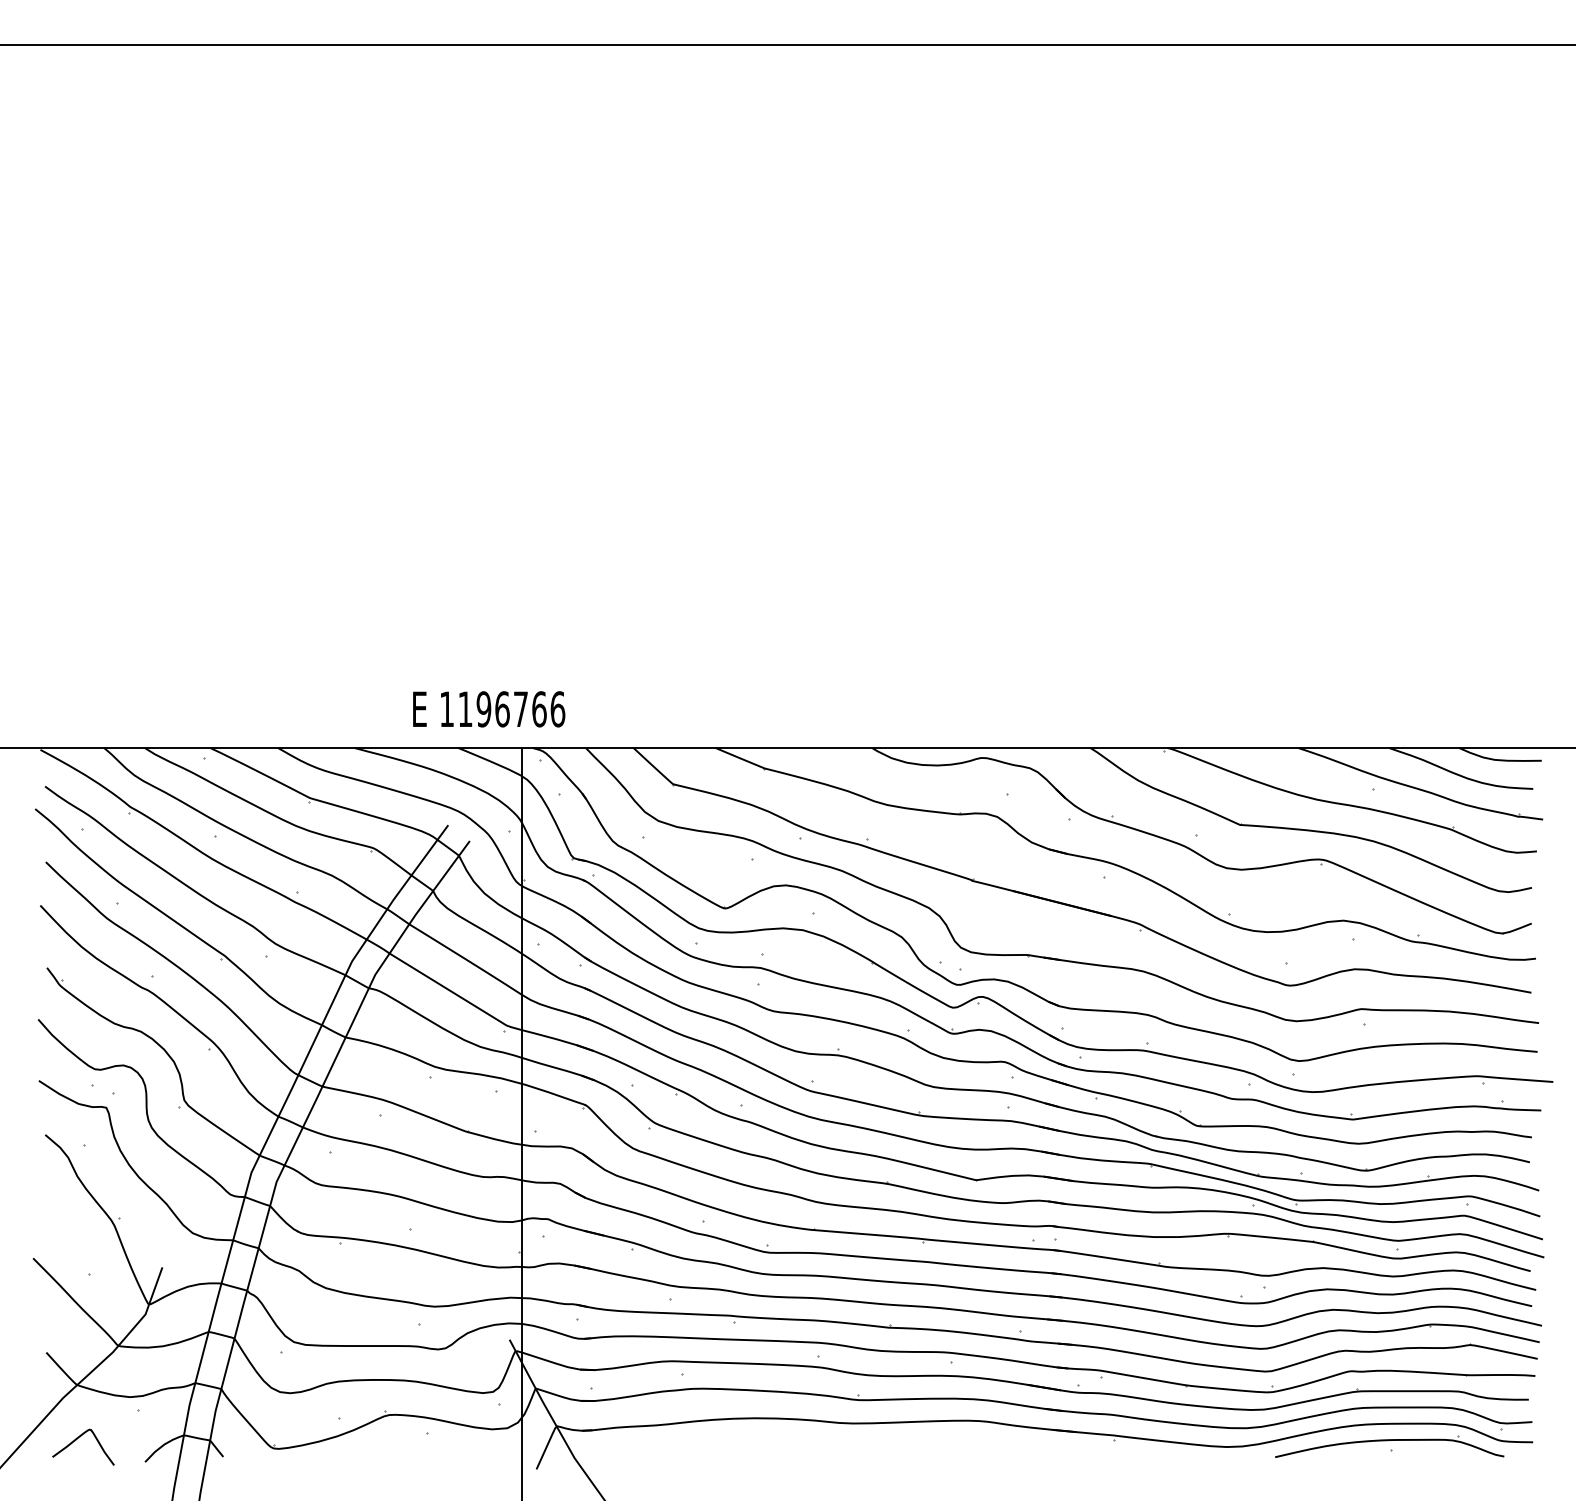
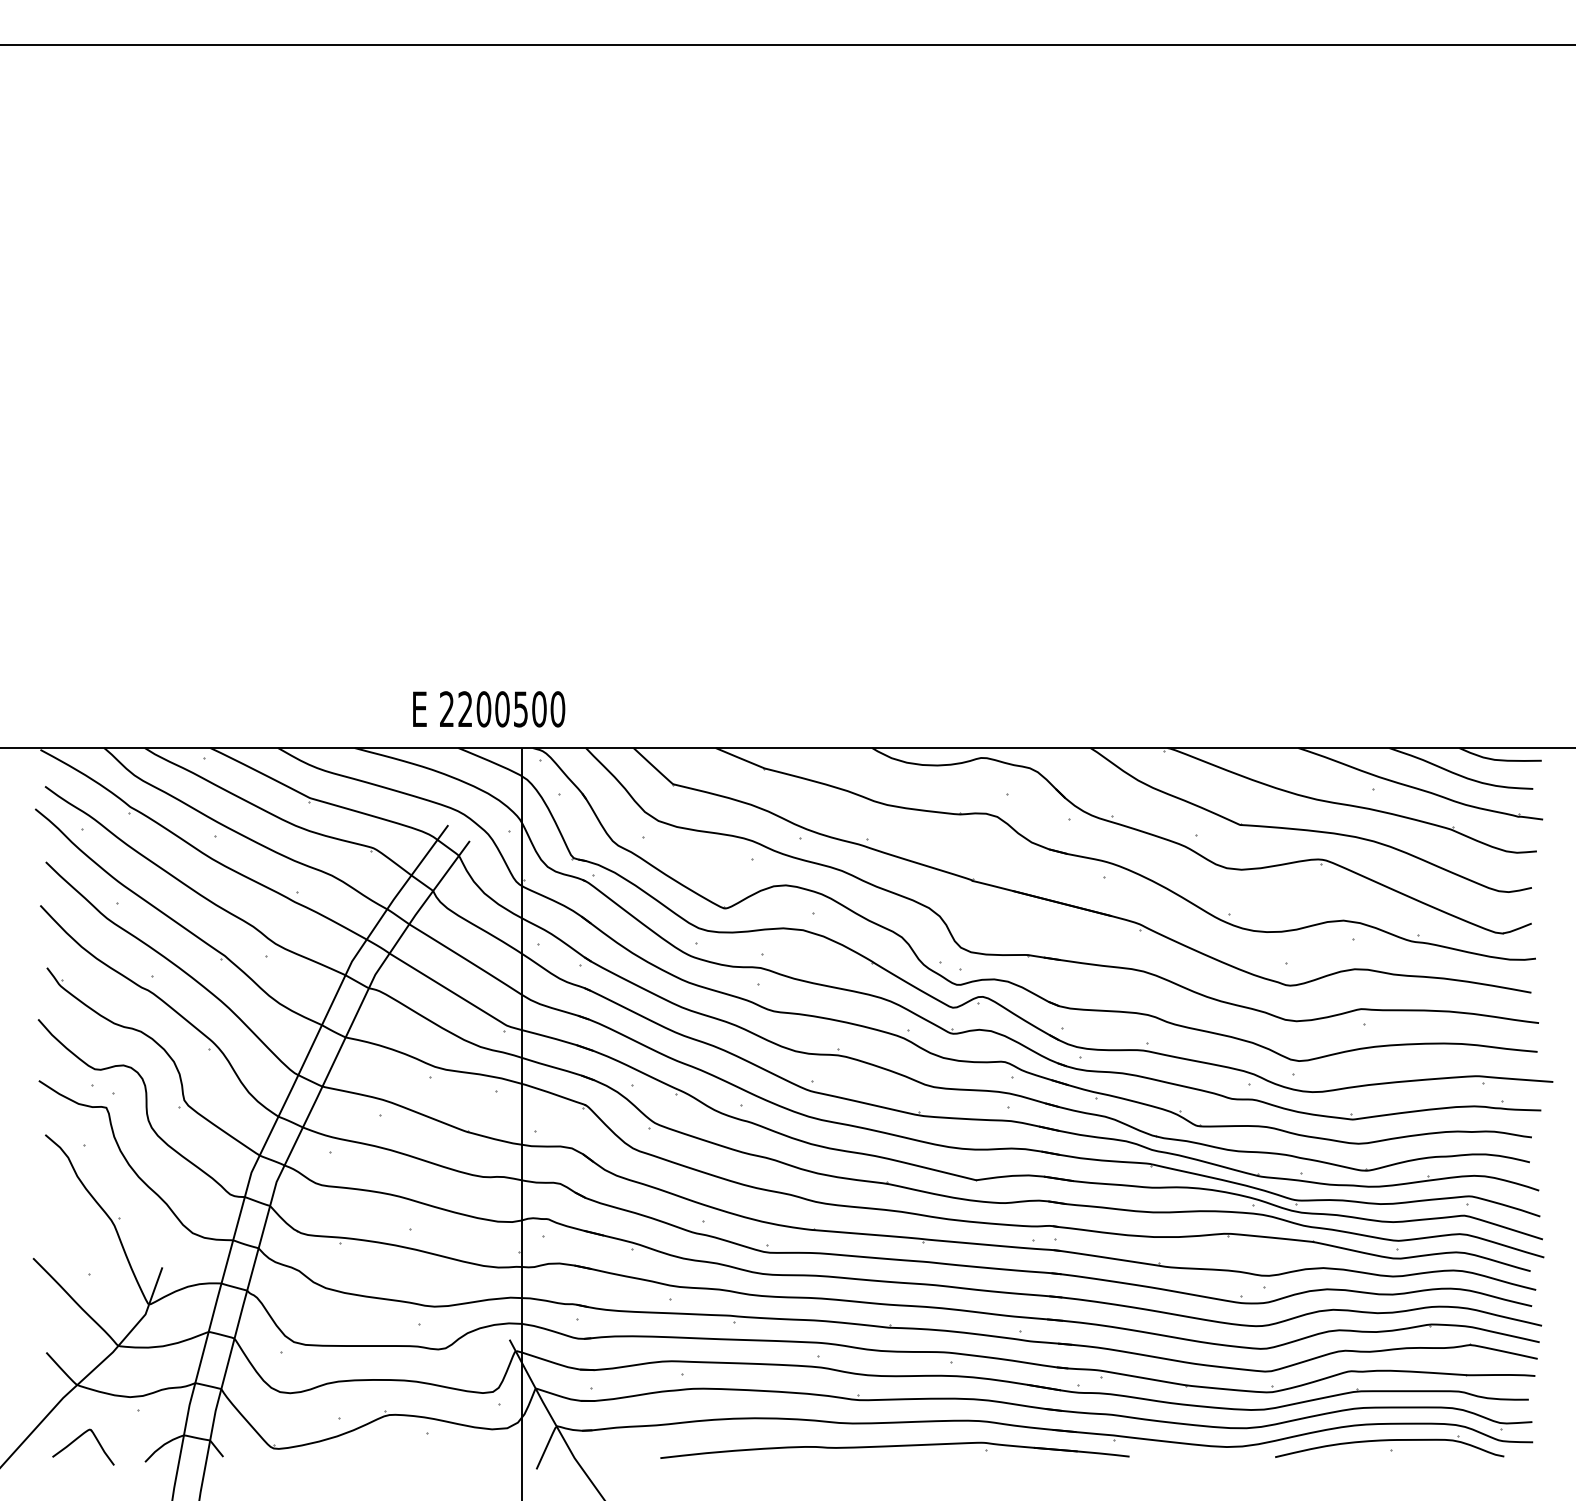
text: 1196766 -> 2200500 (502, 709)
part: none -> present (894, 1449)
